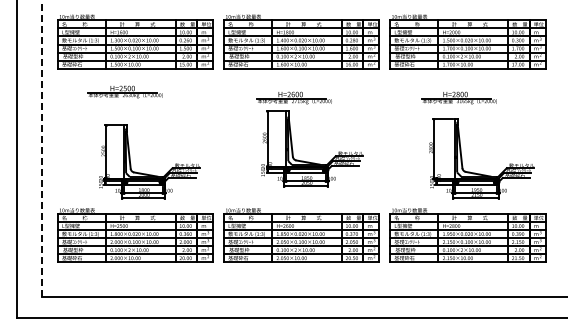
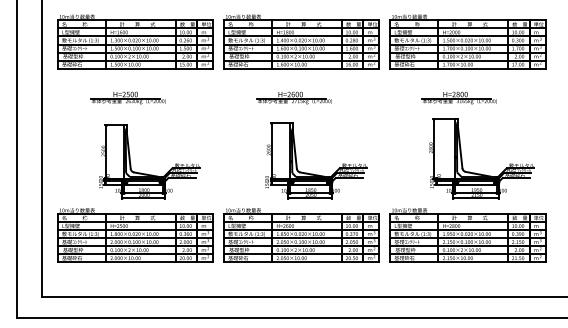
part position: (124, 91) -> (127, 97) (127, 97)
line: dashed -> solid (41, 148)
part position: (309, 161) -> (313, 173) (313, 173)
